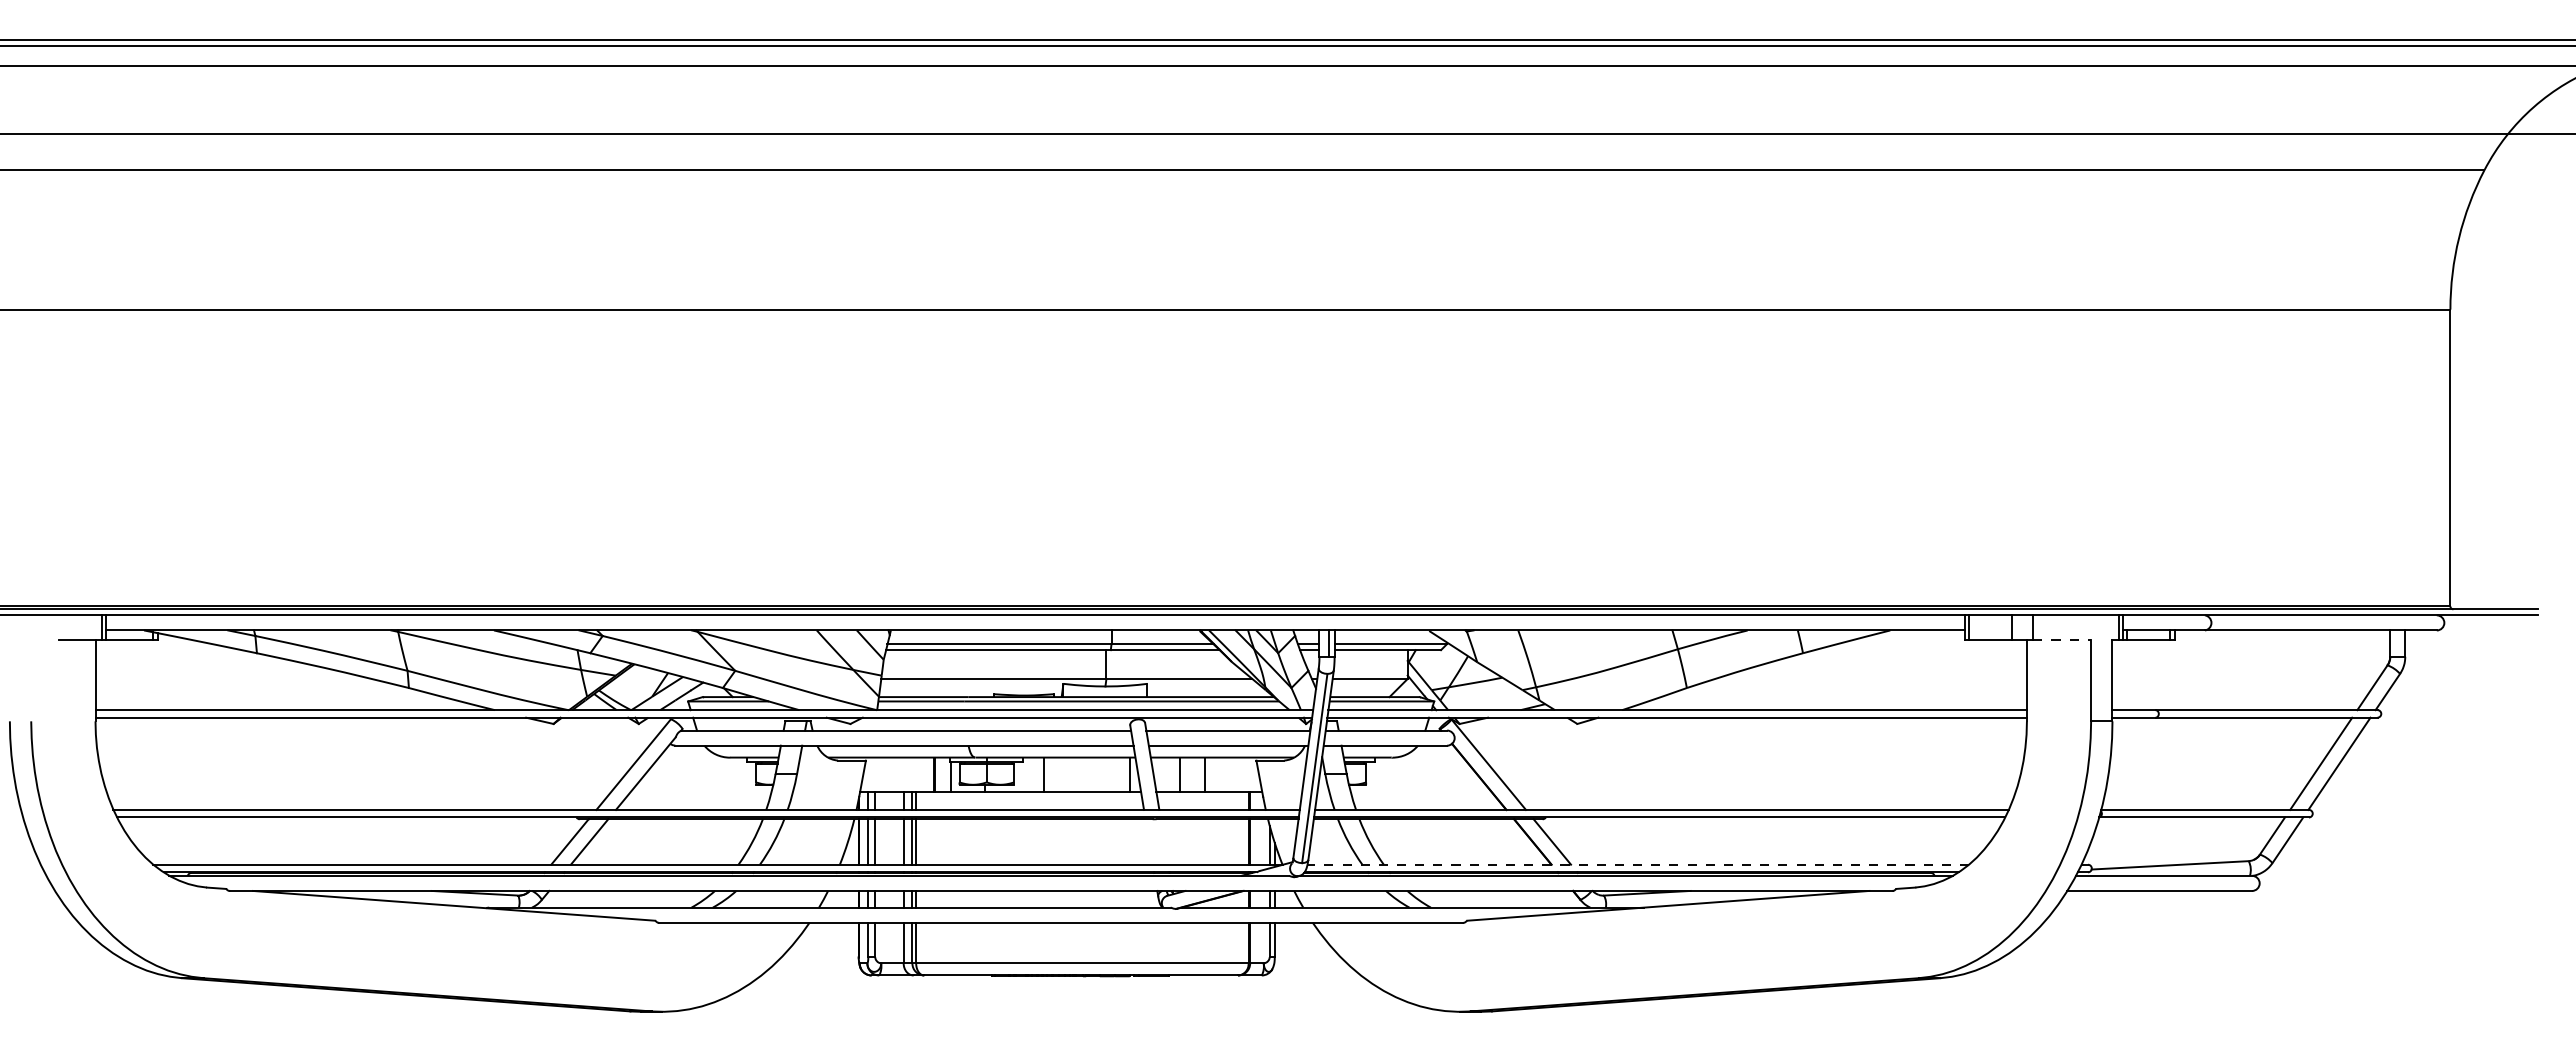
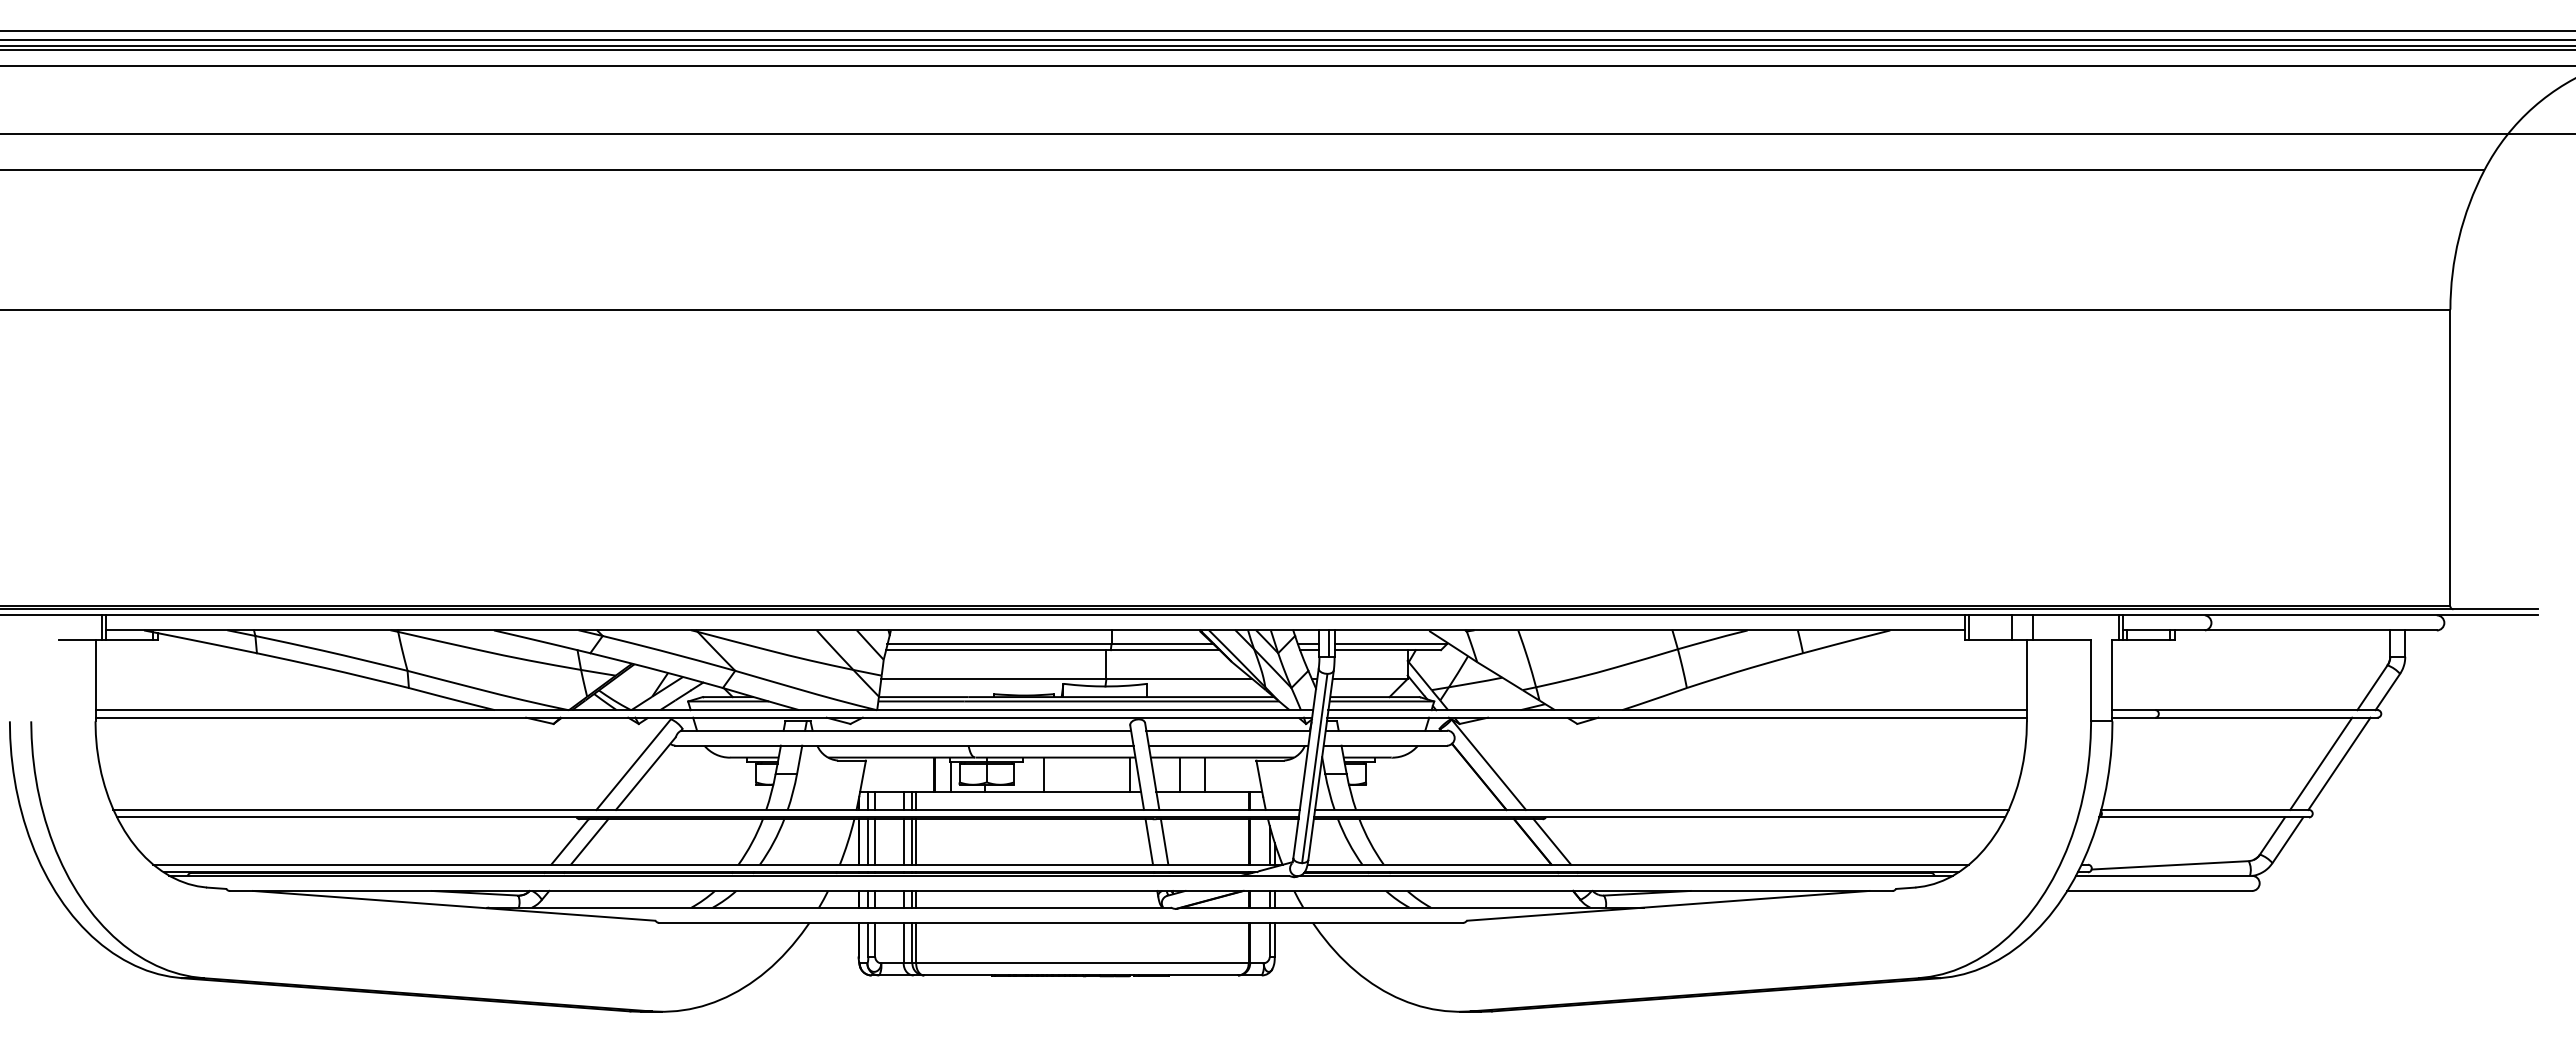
line: none -> present (1287, 31)
line: none -> present (1287, 50)
line: dashed -> solid (2062, 639)
line: none -> present (1149, 841)
line: none -> present (1164, 841)
line: dashed -> solid (1638, 864)
